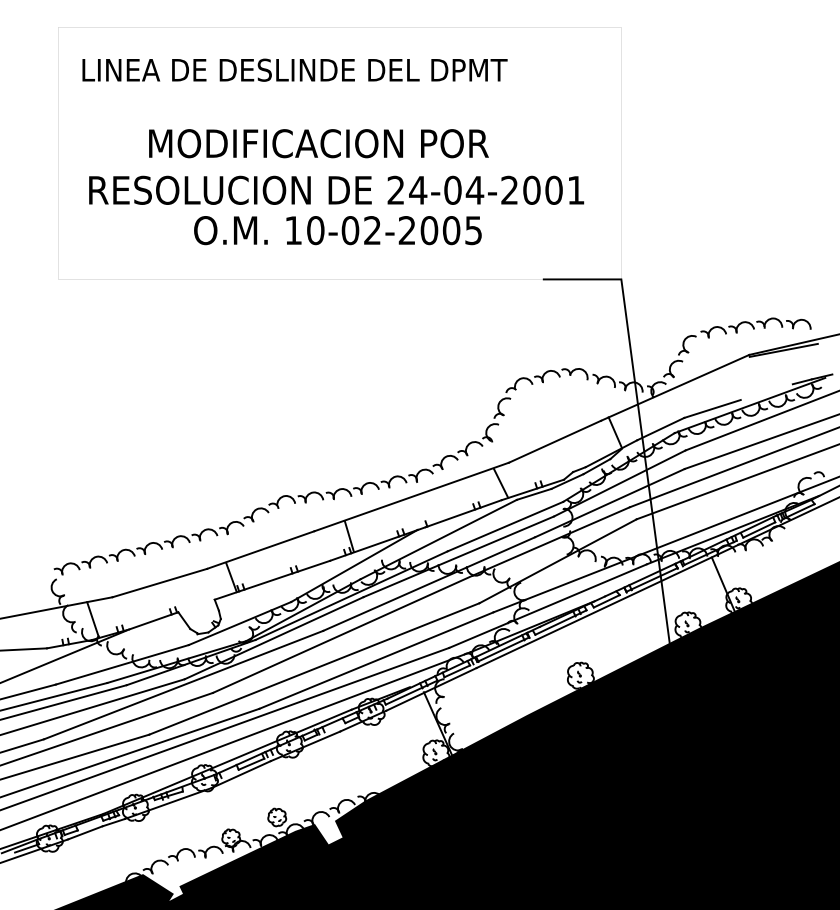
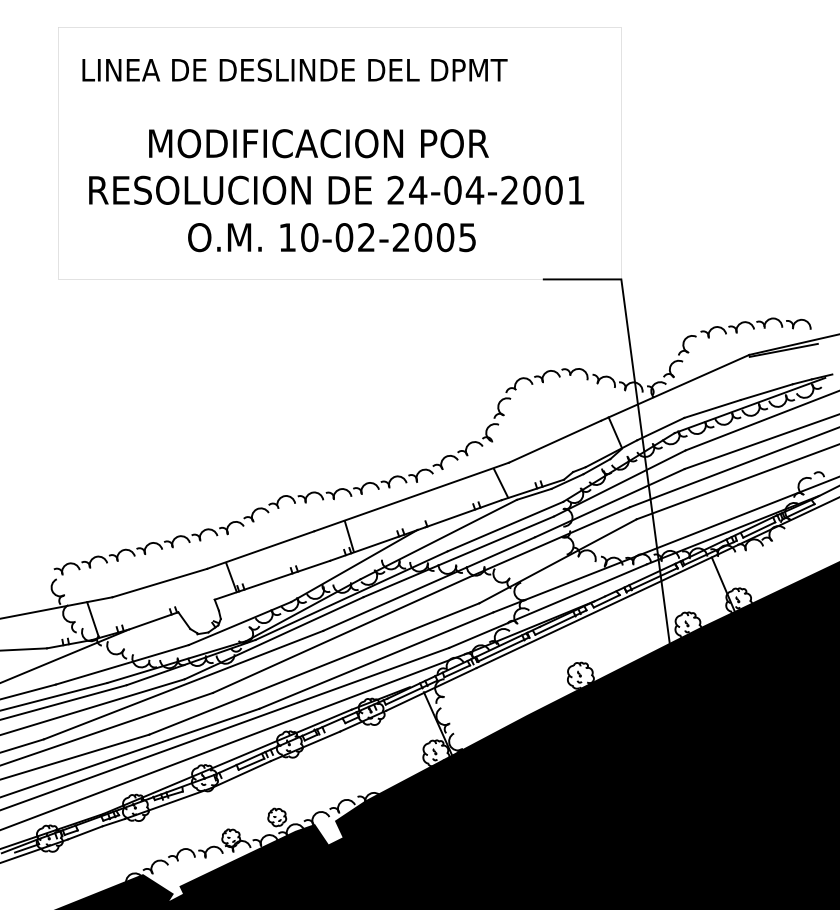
text position: (337, 230) -> (331, 237) (331, 237)
line: none -> present (766, 392)
